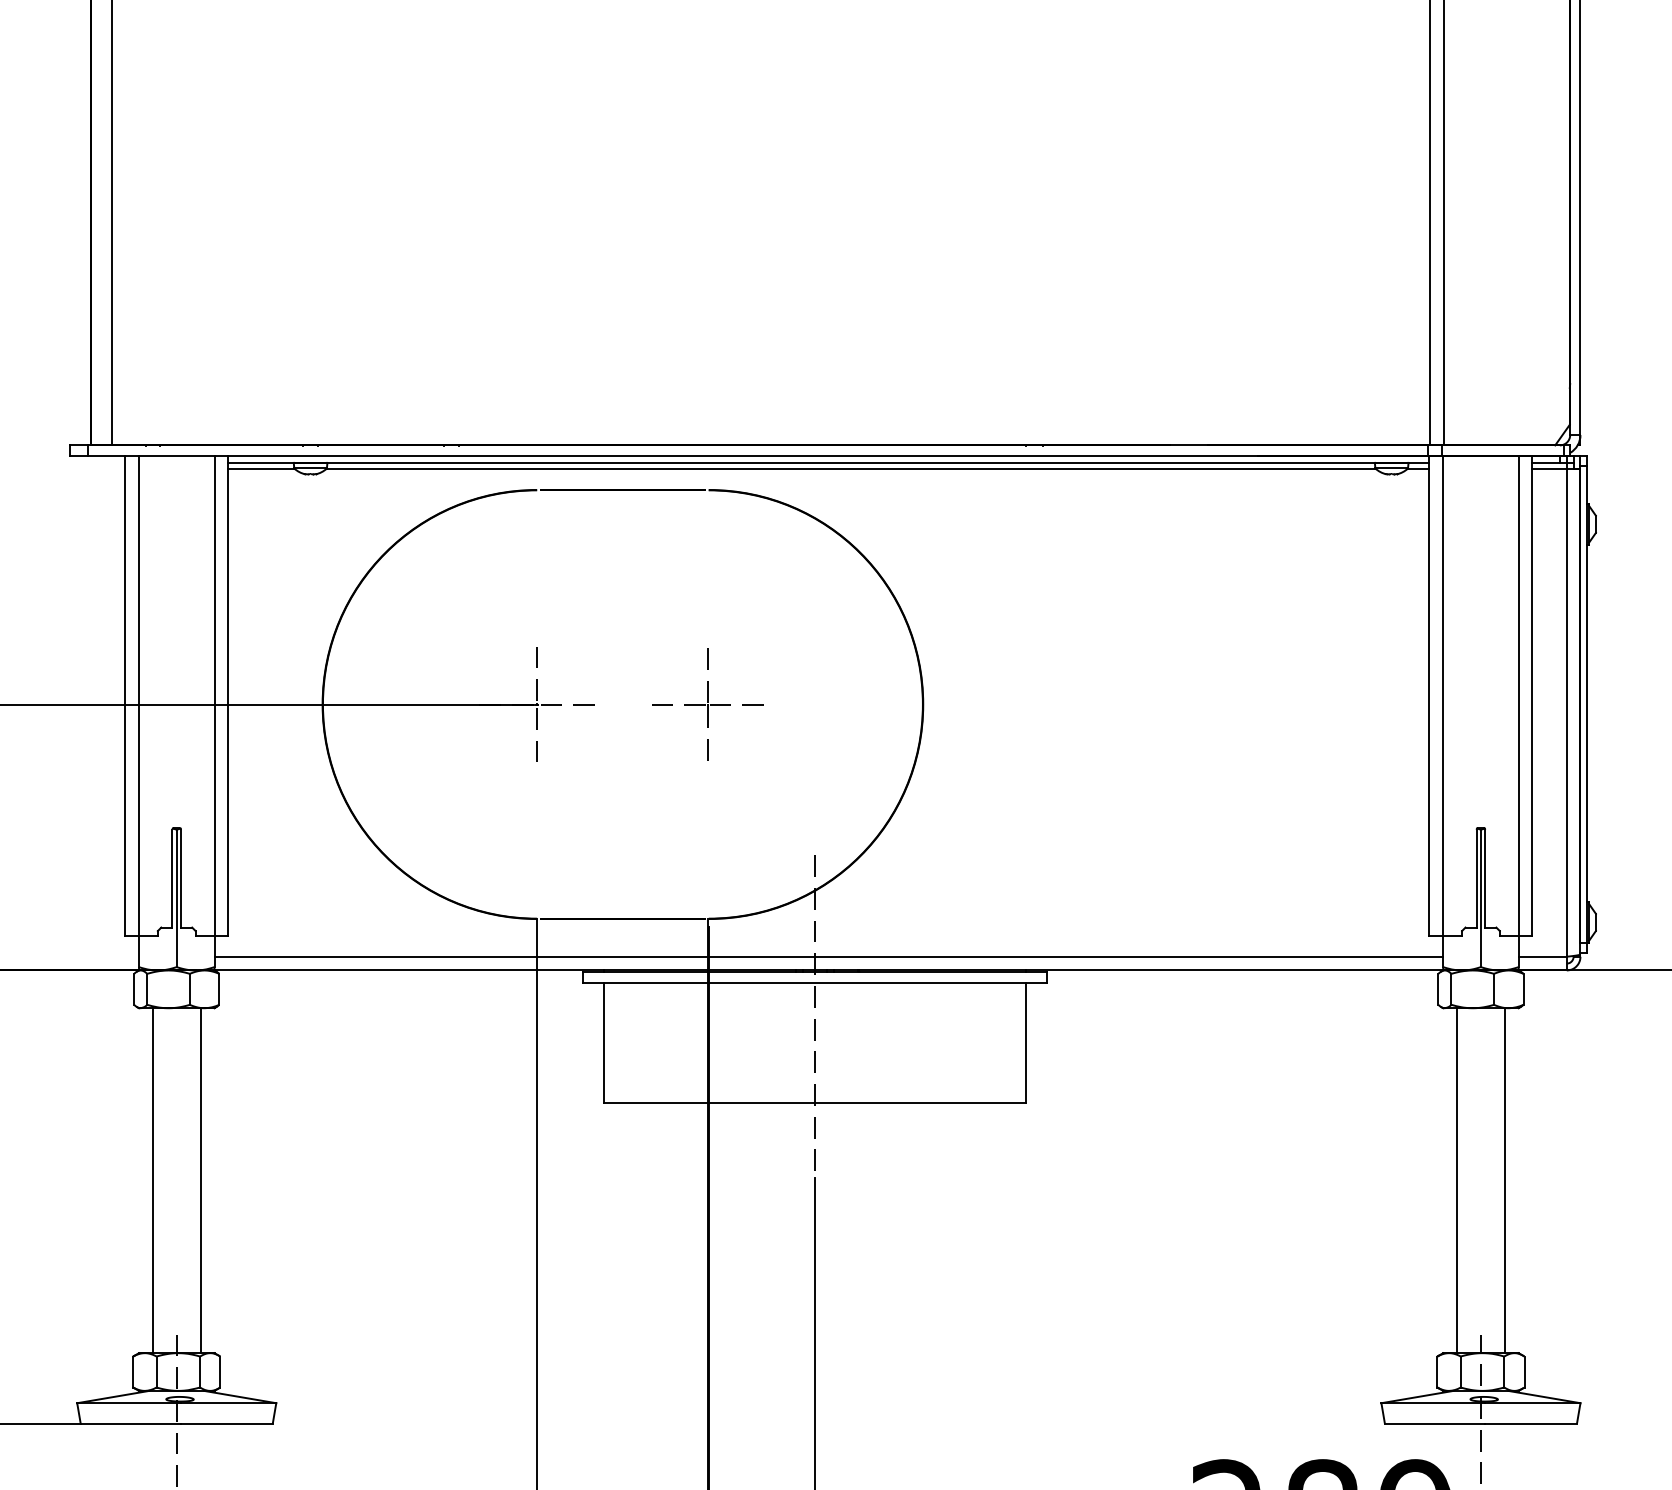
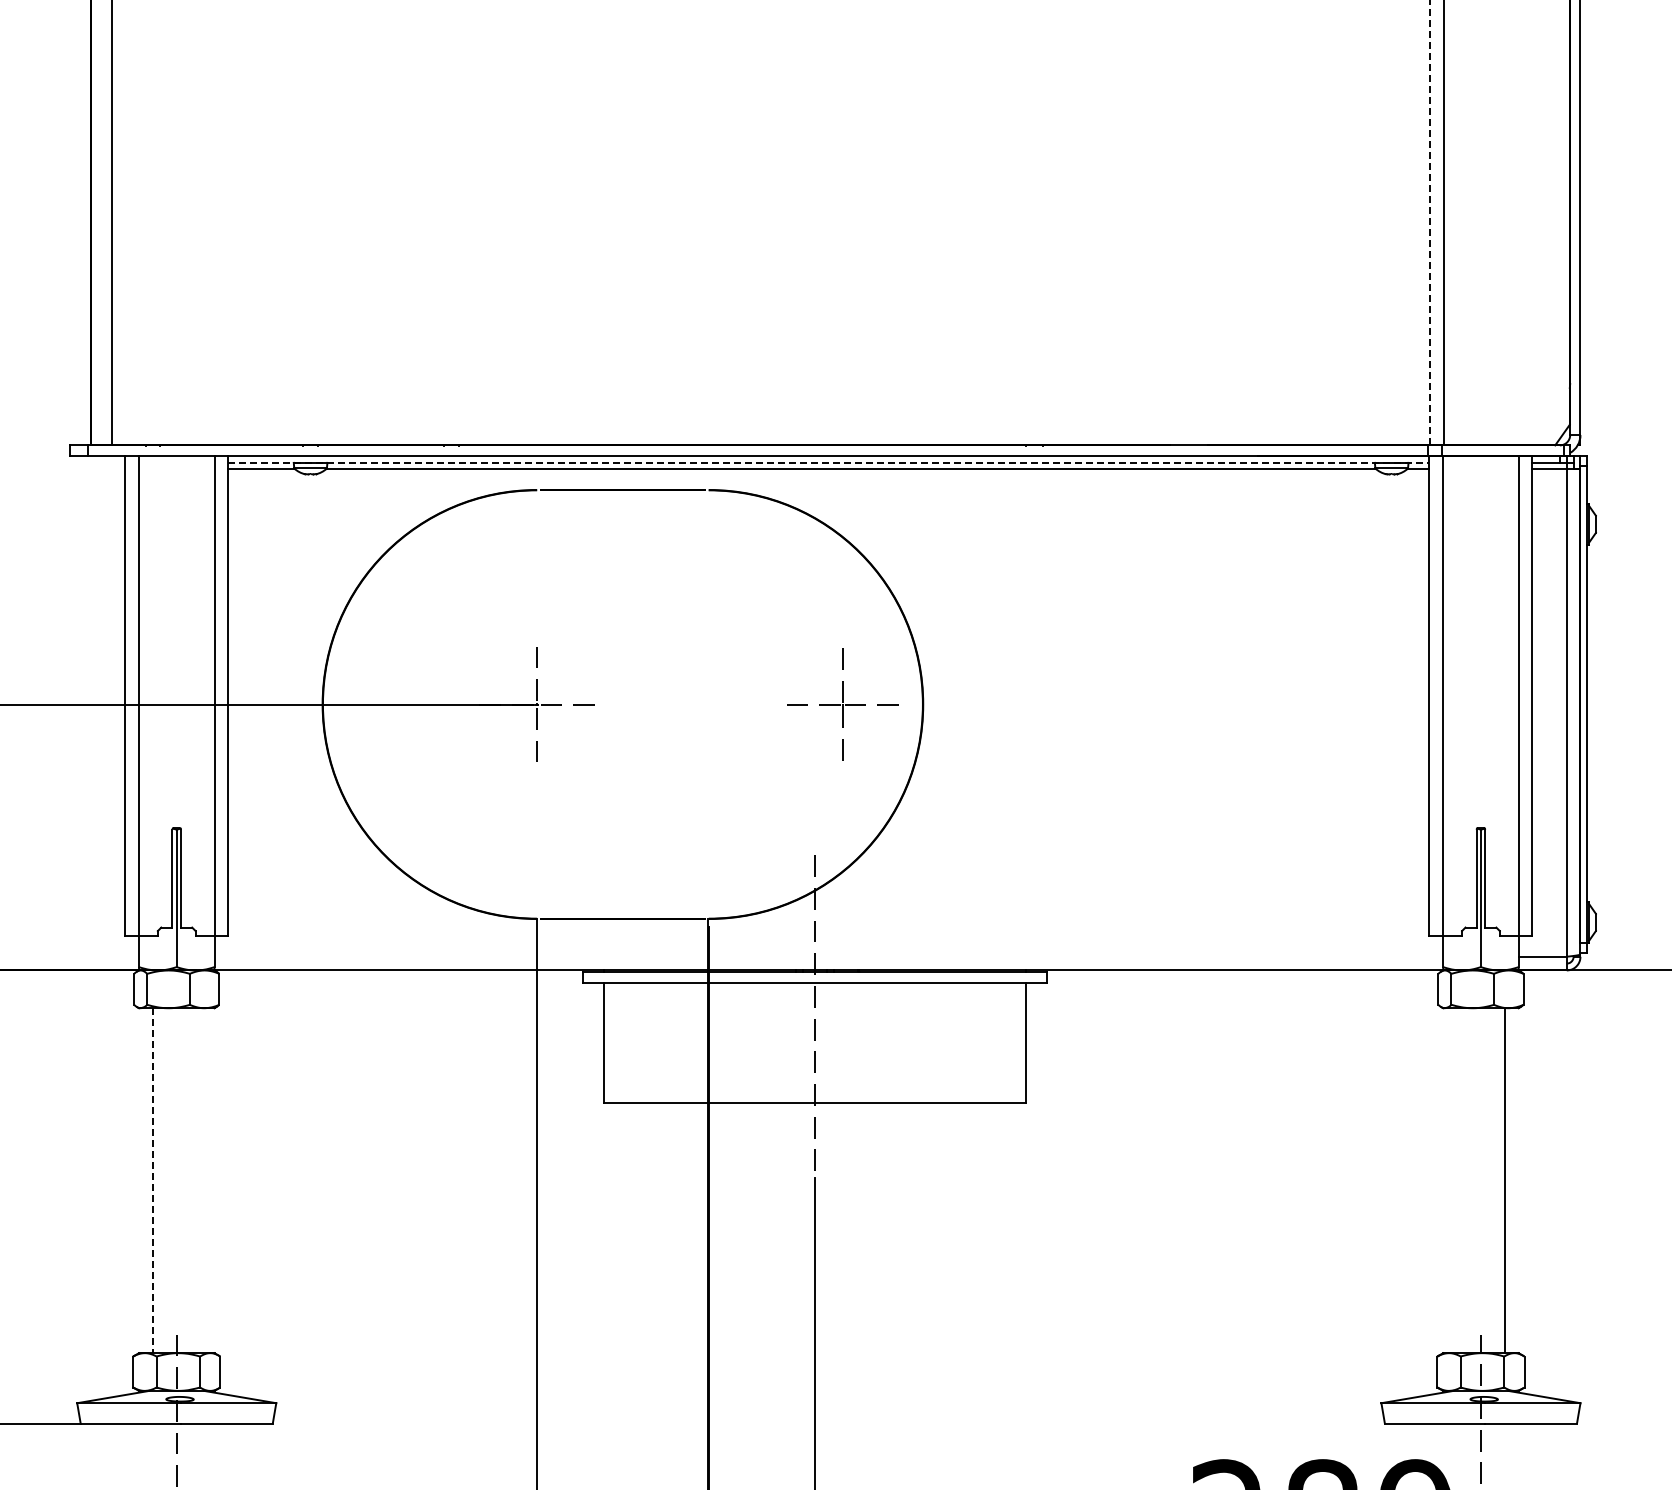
line: solid -> dashed (1429, 222)
line: solid -> dashed (828, 462)
part position: (707, 704) -> (842, 704) (842, 704)
line: present -> none (828, 956)
line: present -> none (200, 1180)
line: present -> none (1456, 1180)
line: solid -> dashed (152, 1181)
